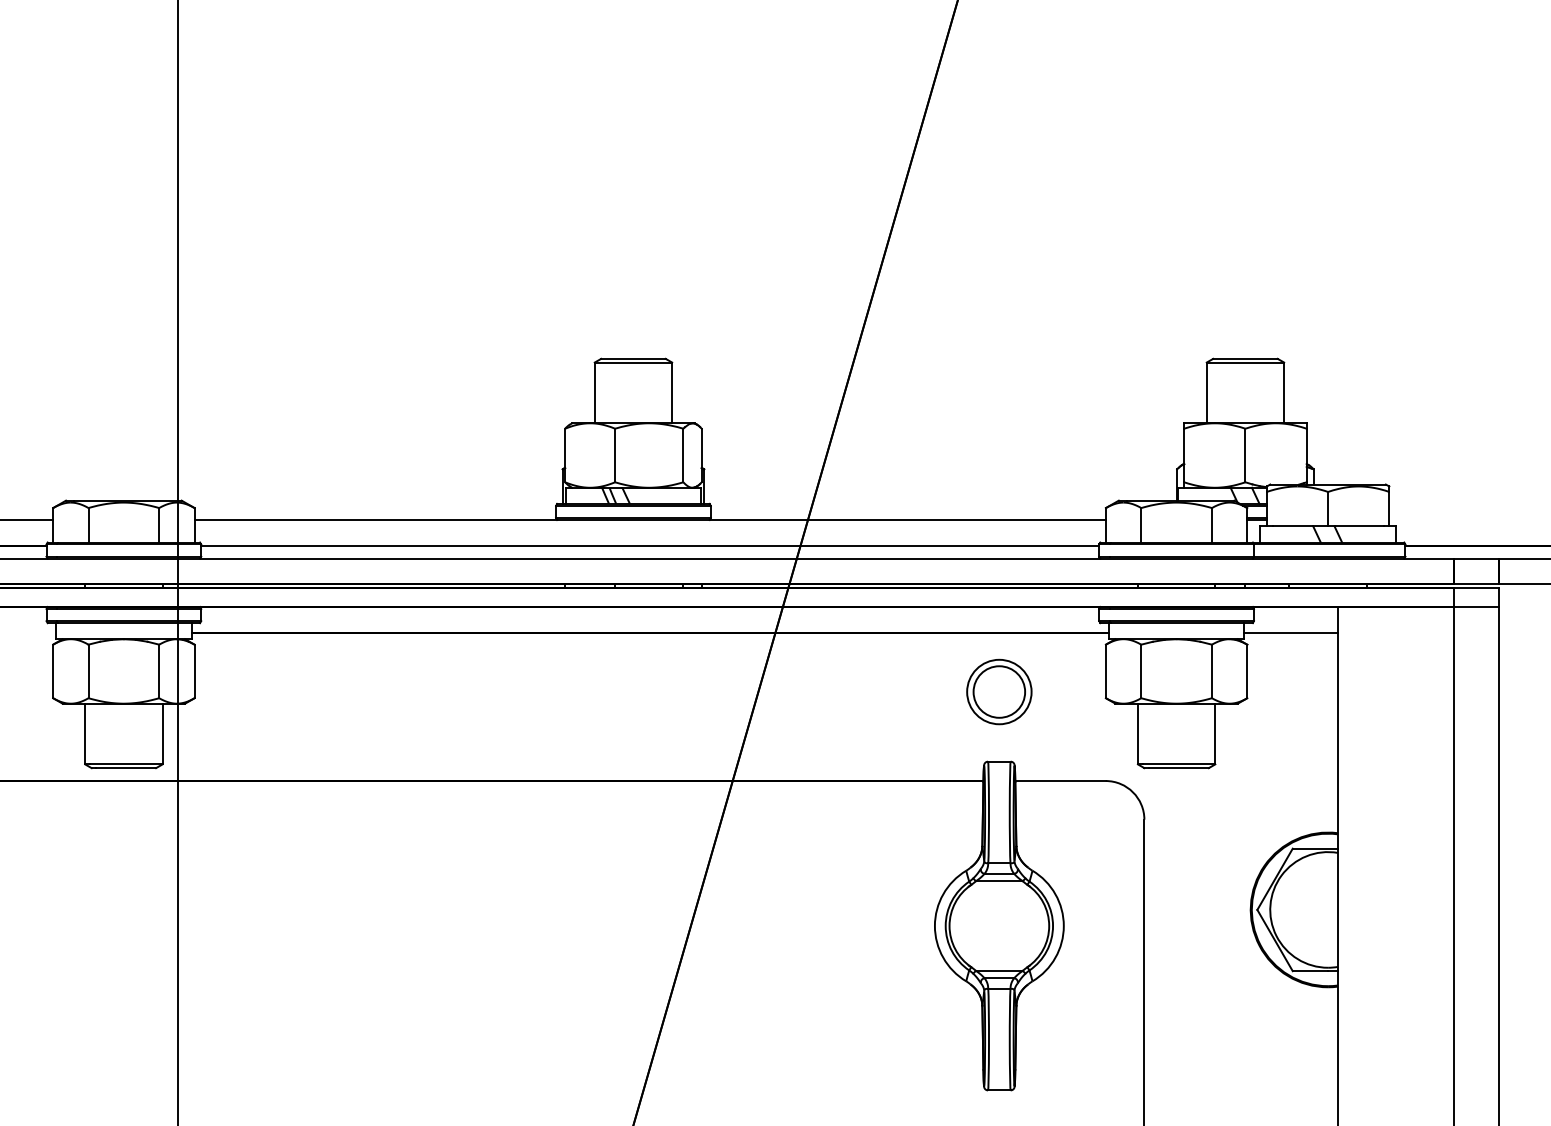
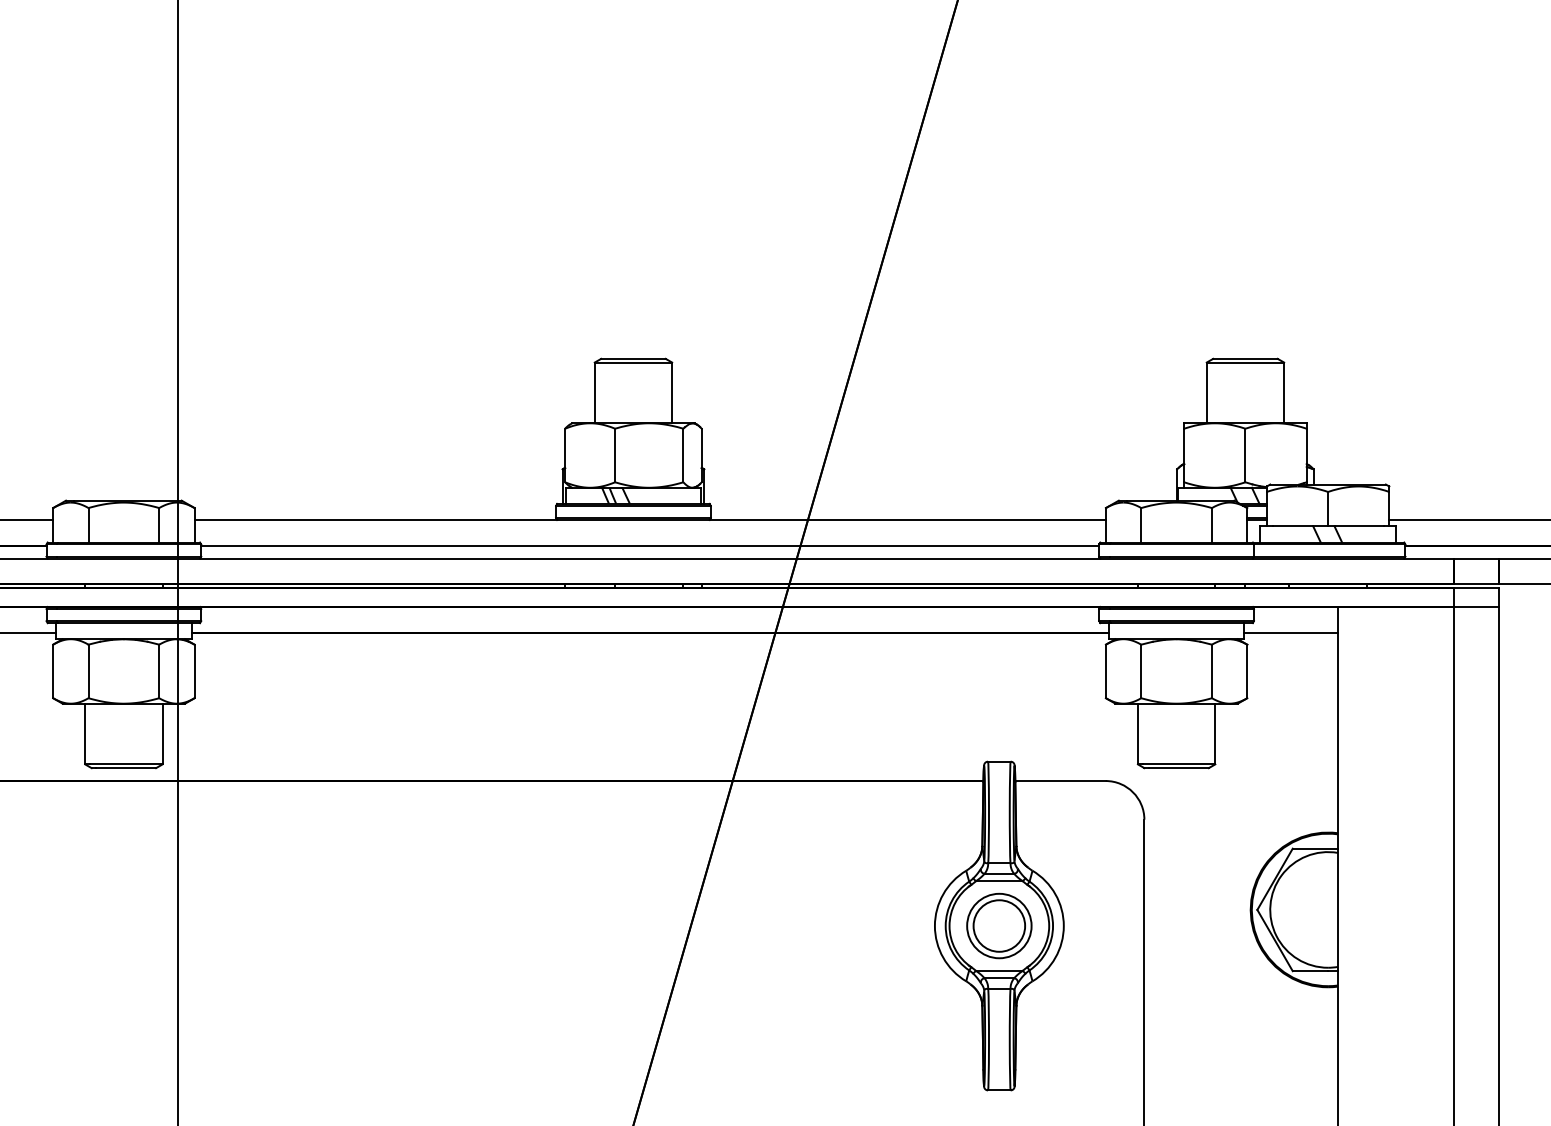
line: none -> present (1468, 520)
line: none -> present (29, 632)
part position: (999, 691) -> (999, 925) (999, 925)
